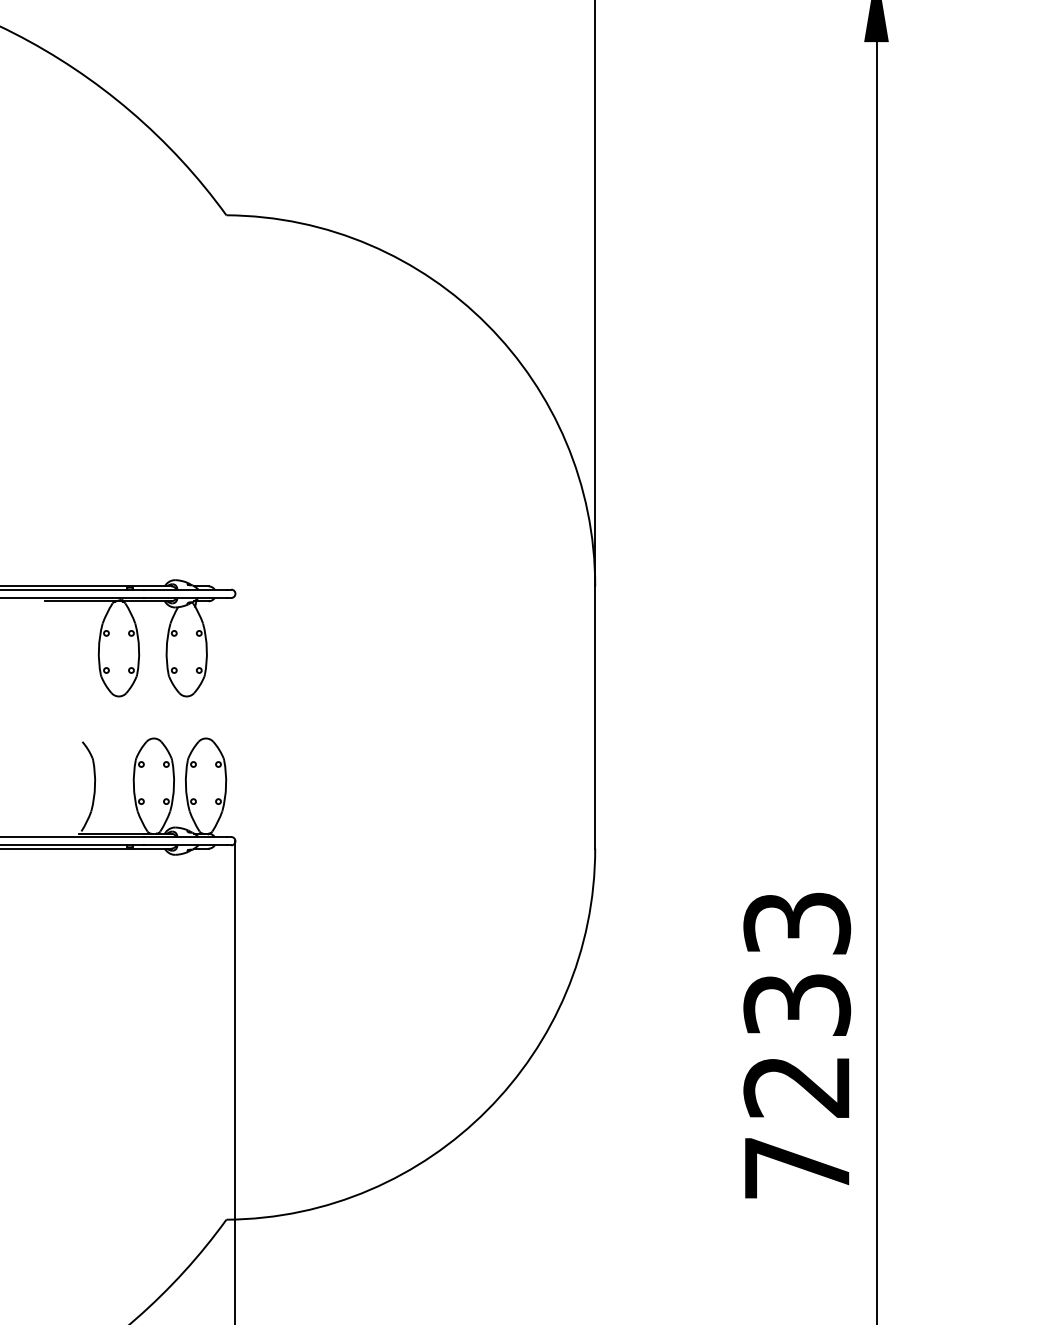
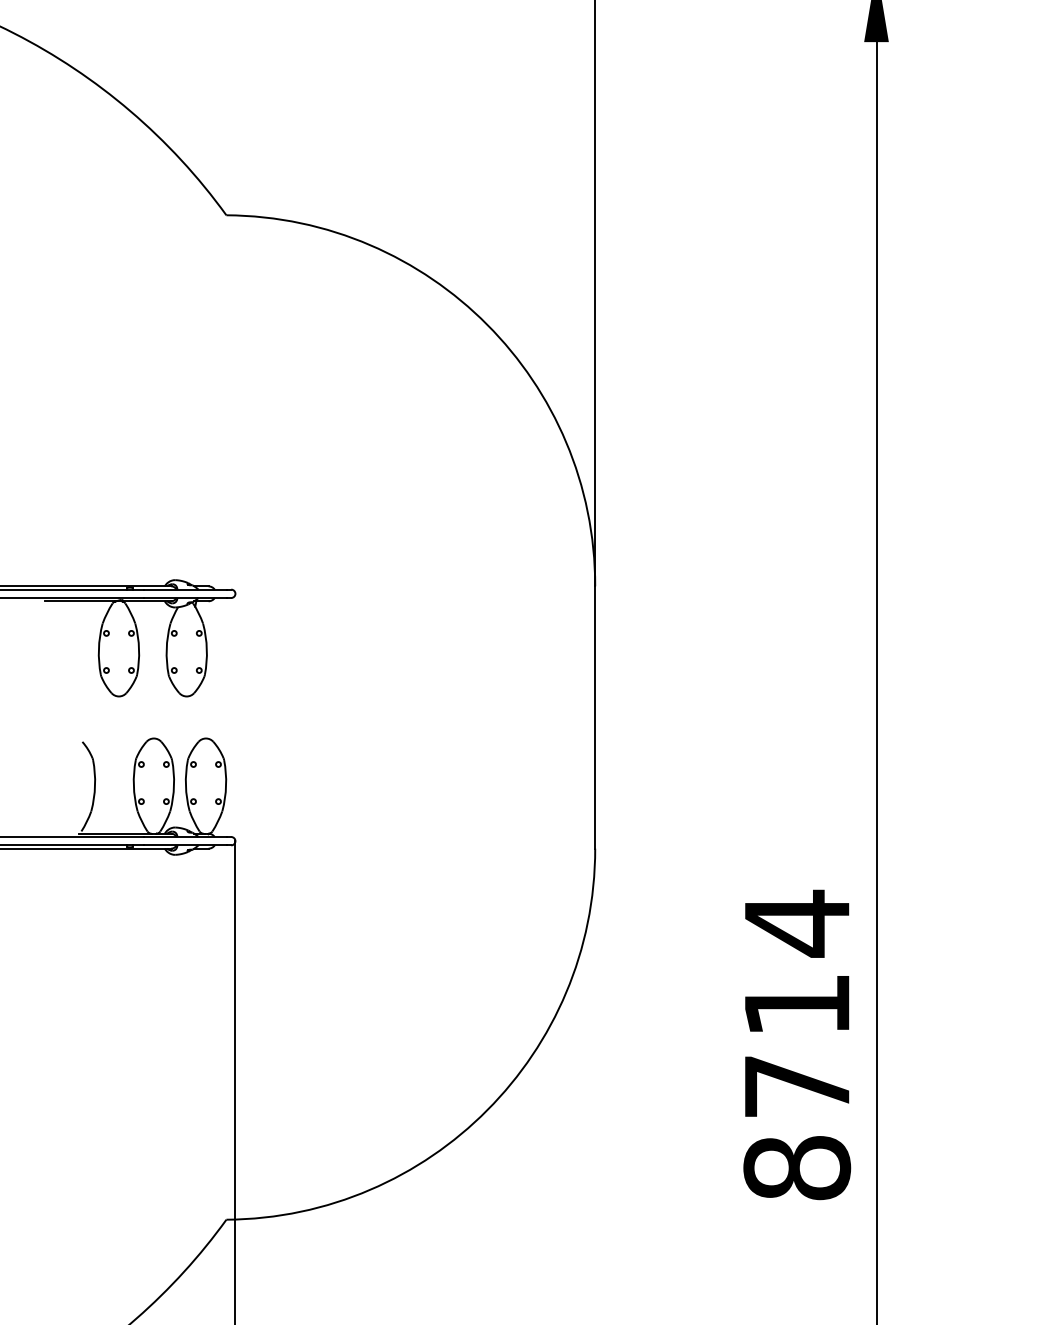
text: 7233 -> 8714 (797, 1044)
